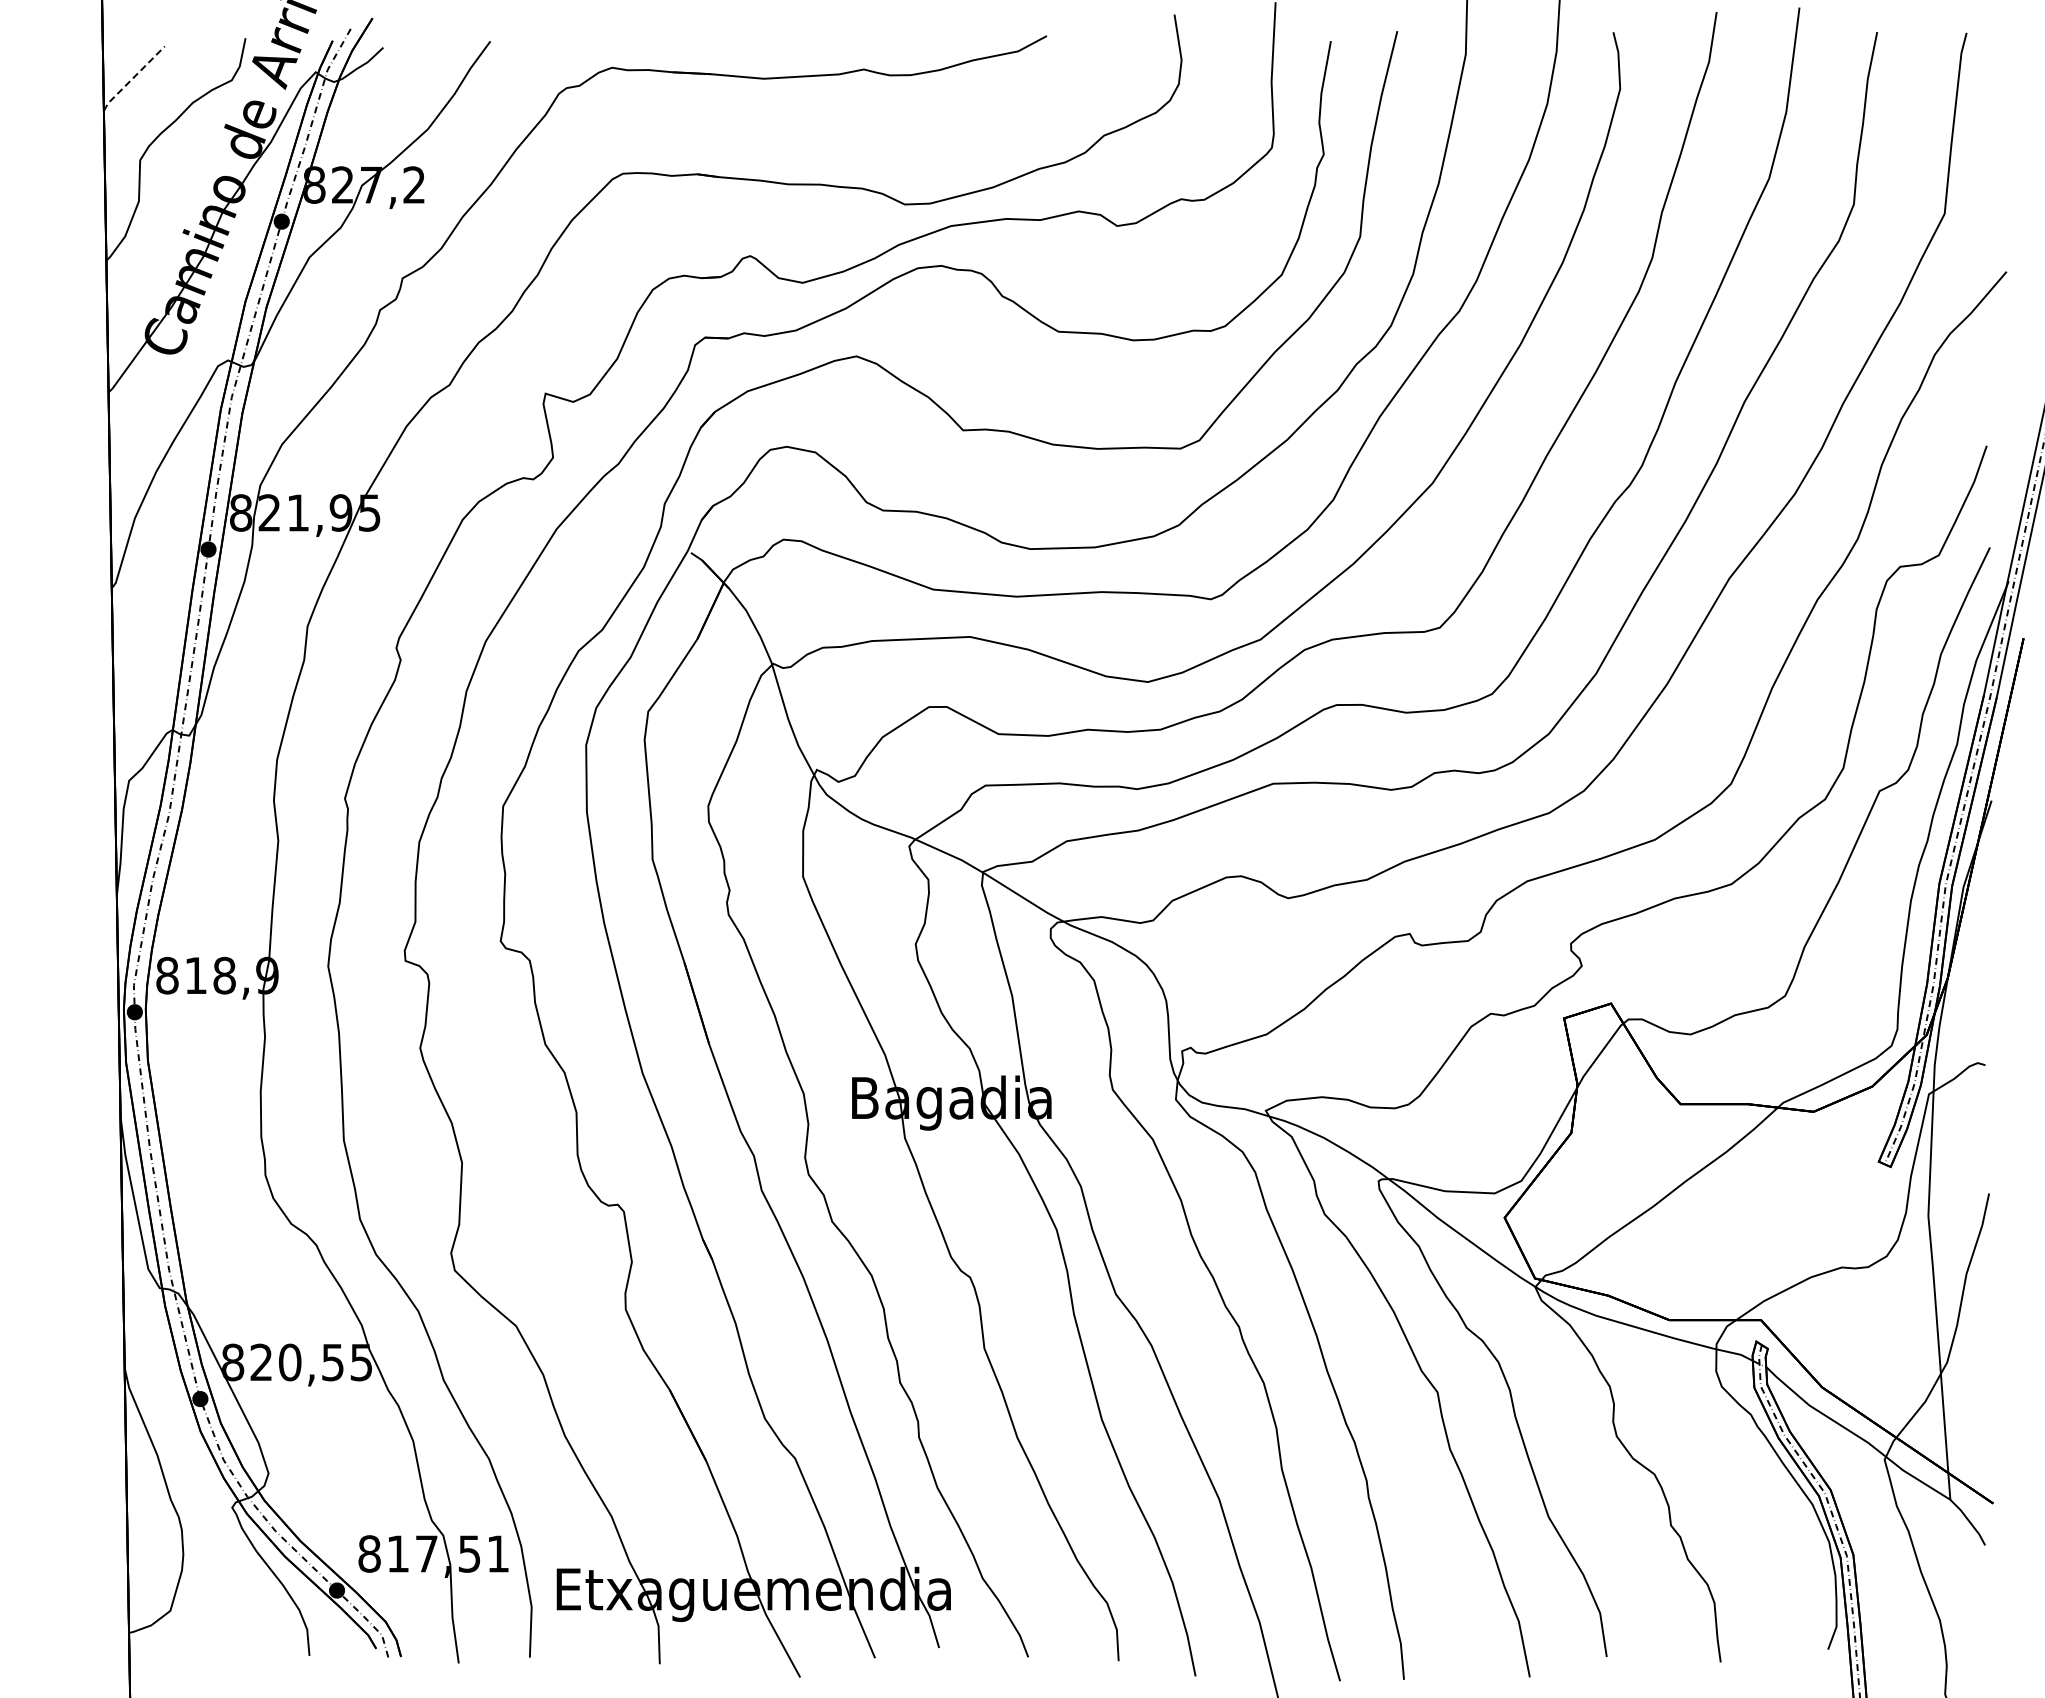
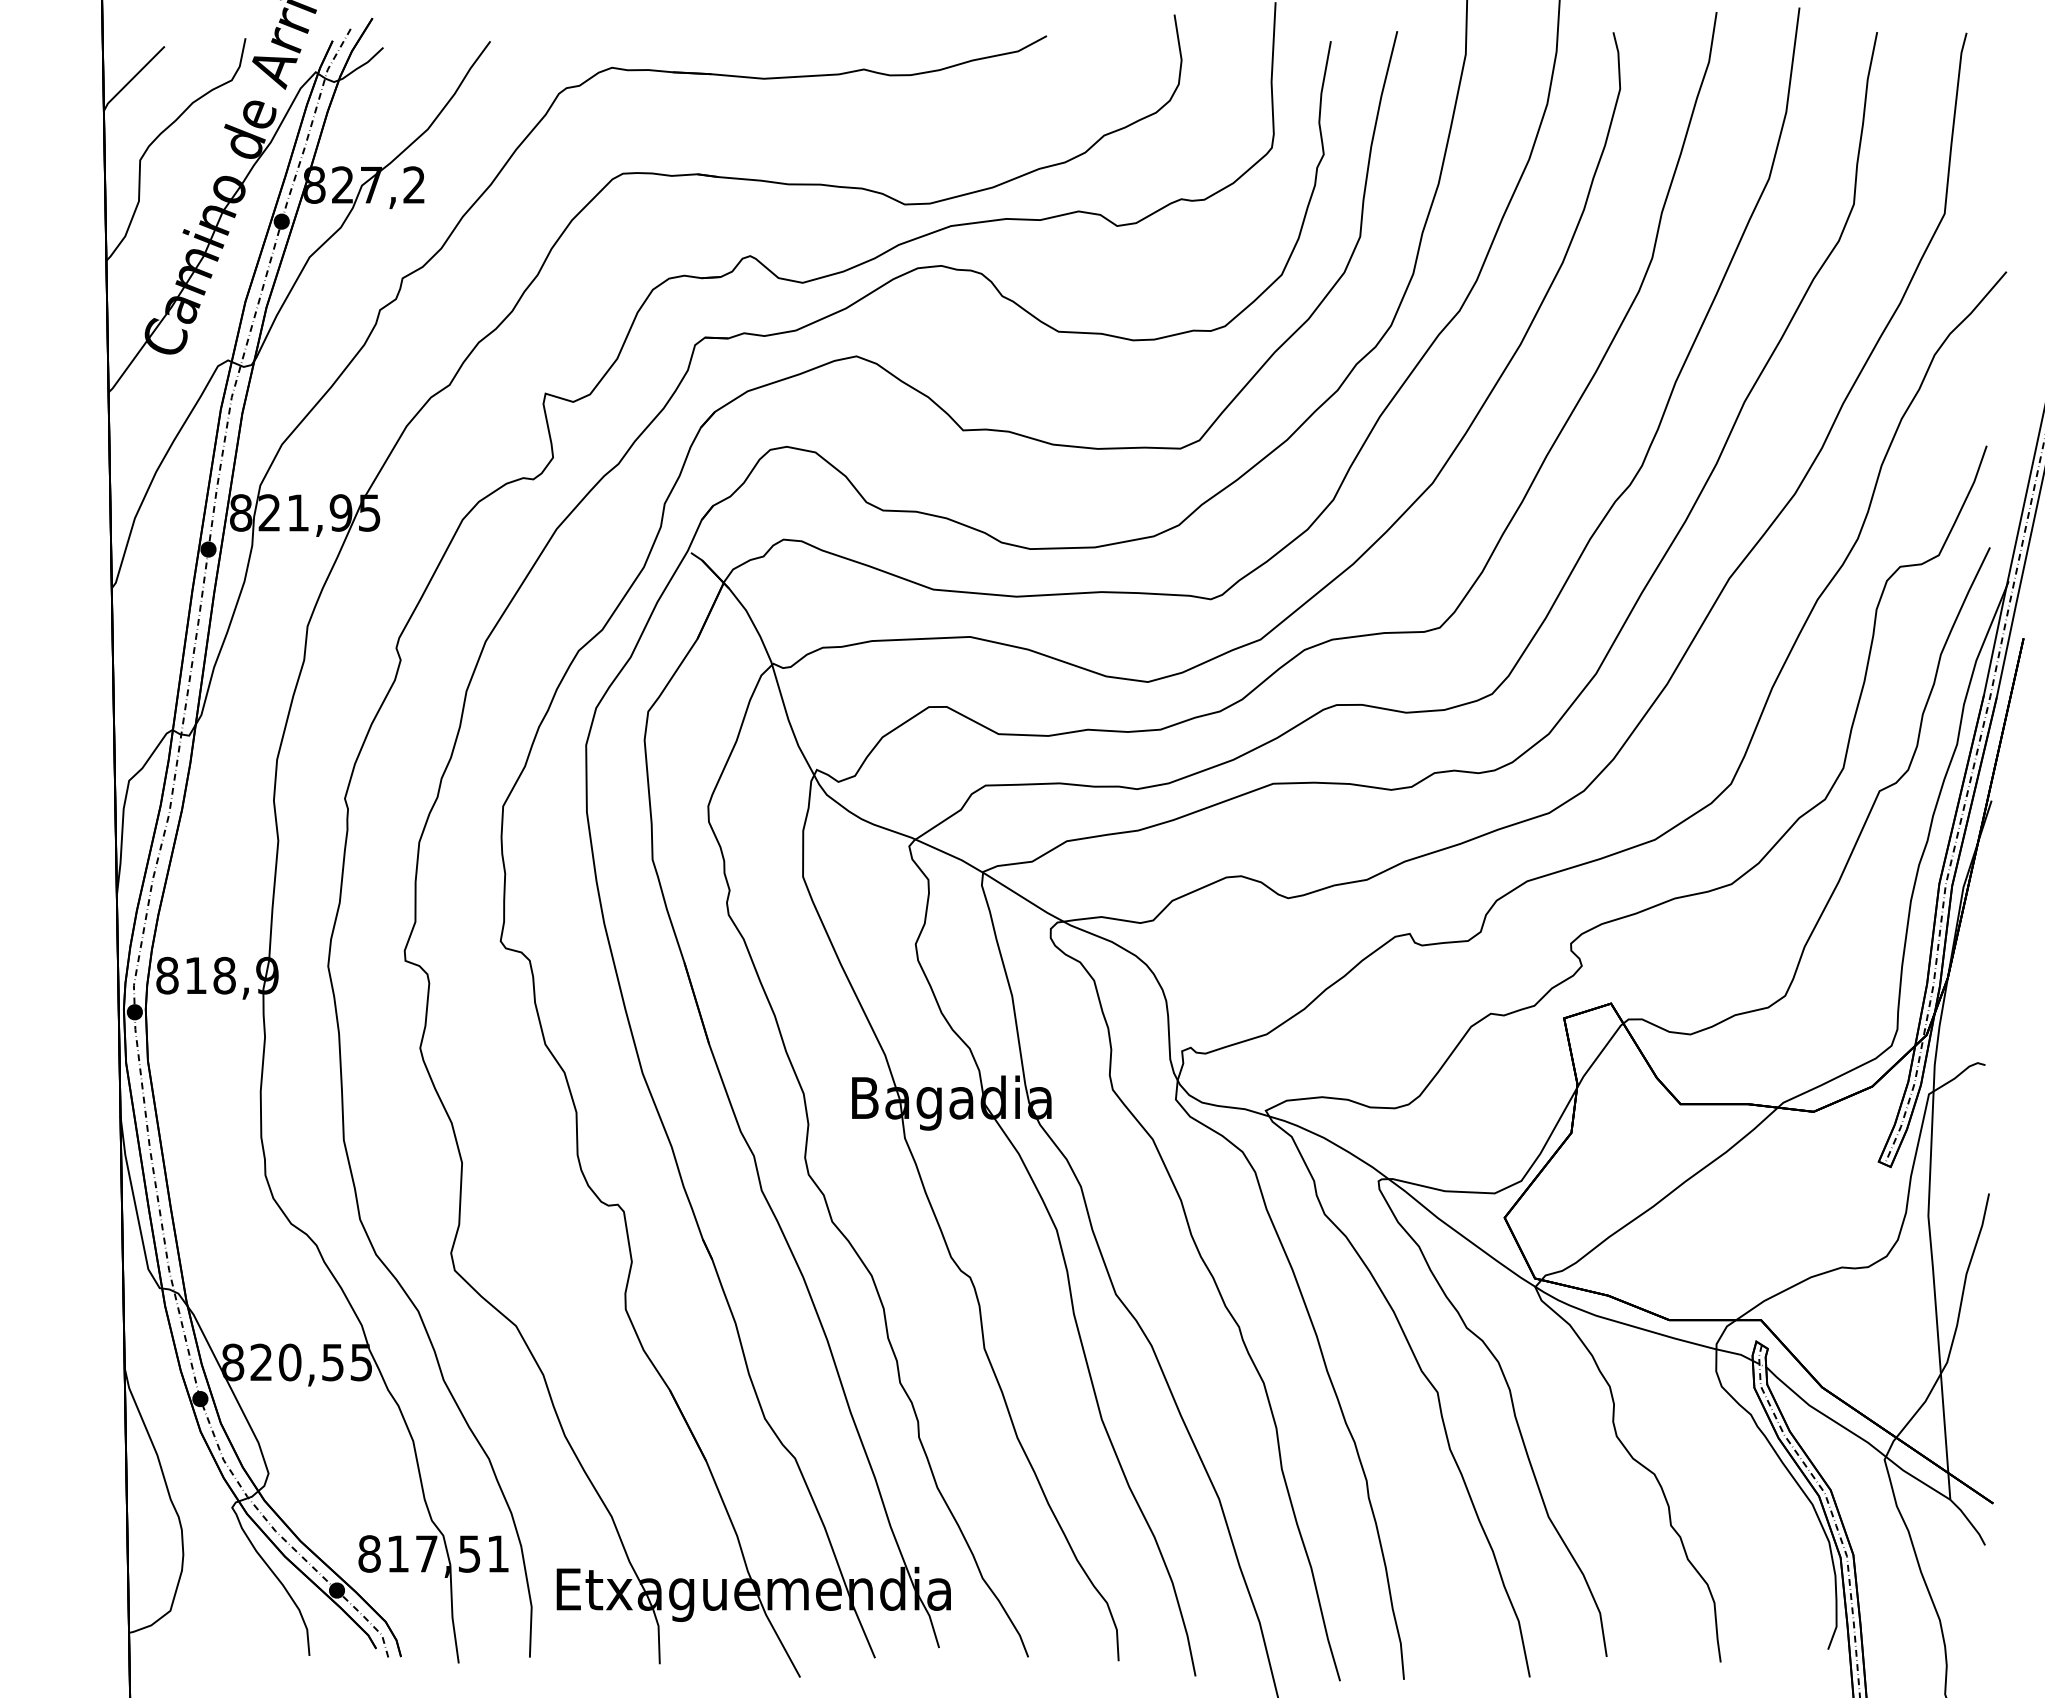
line: dashed -> solid (133, 78)
